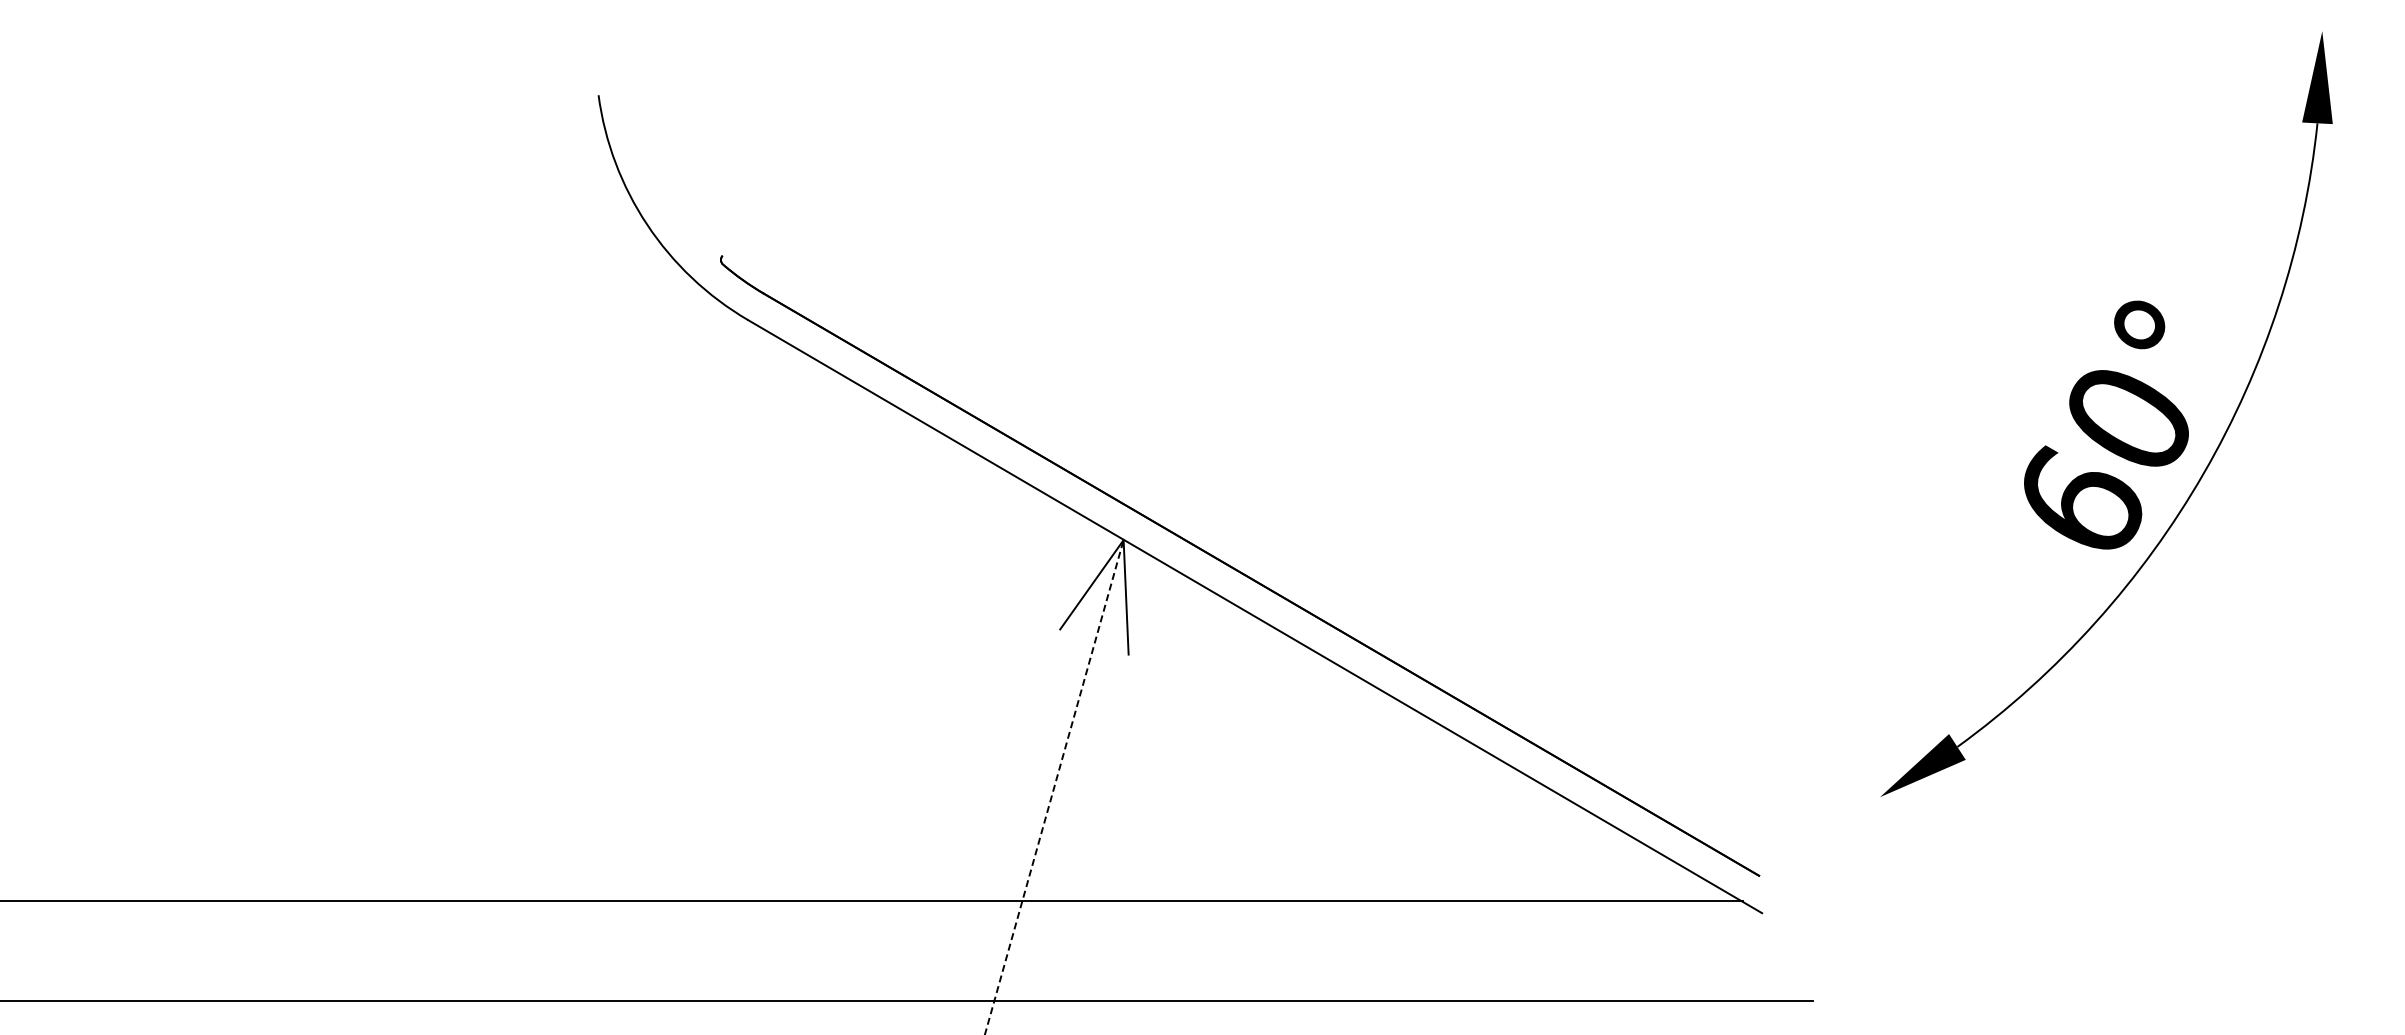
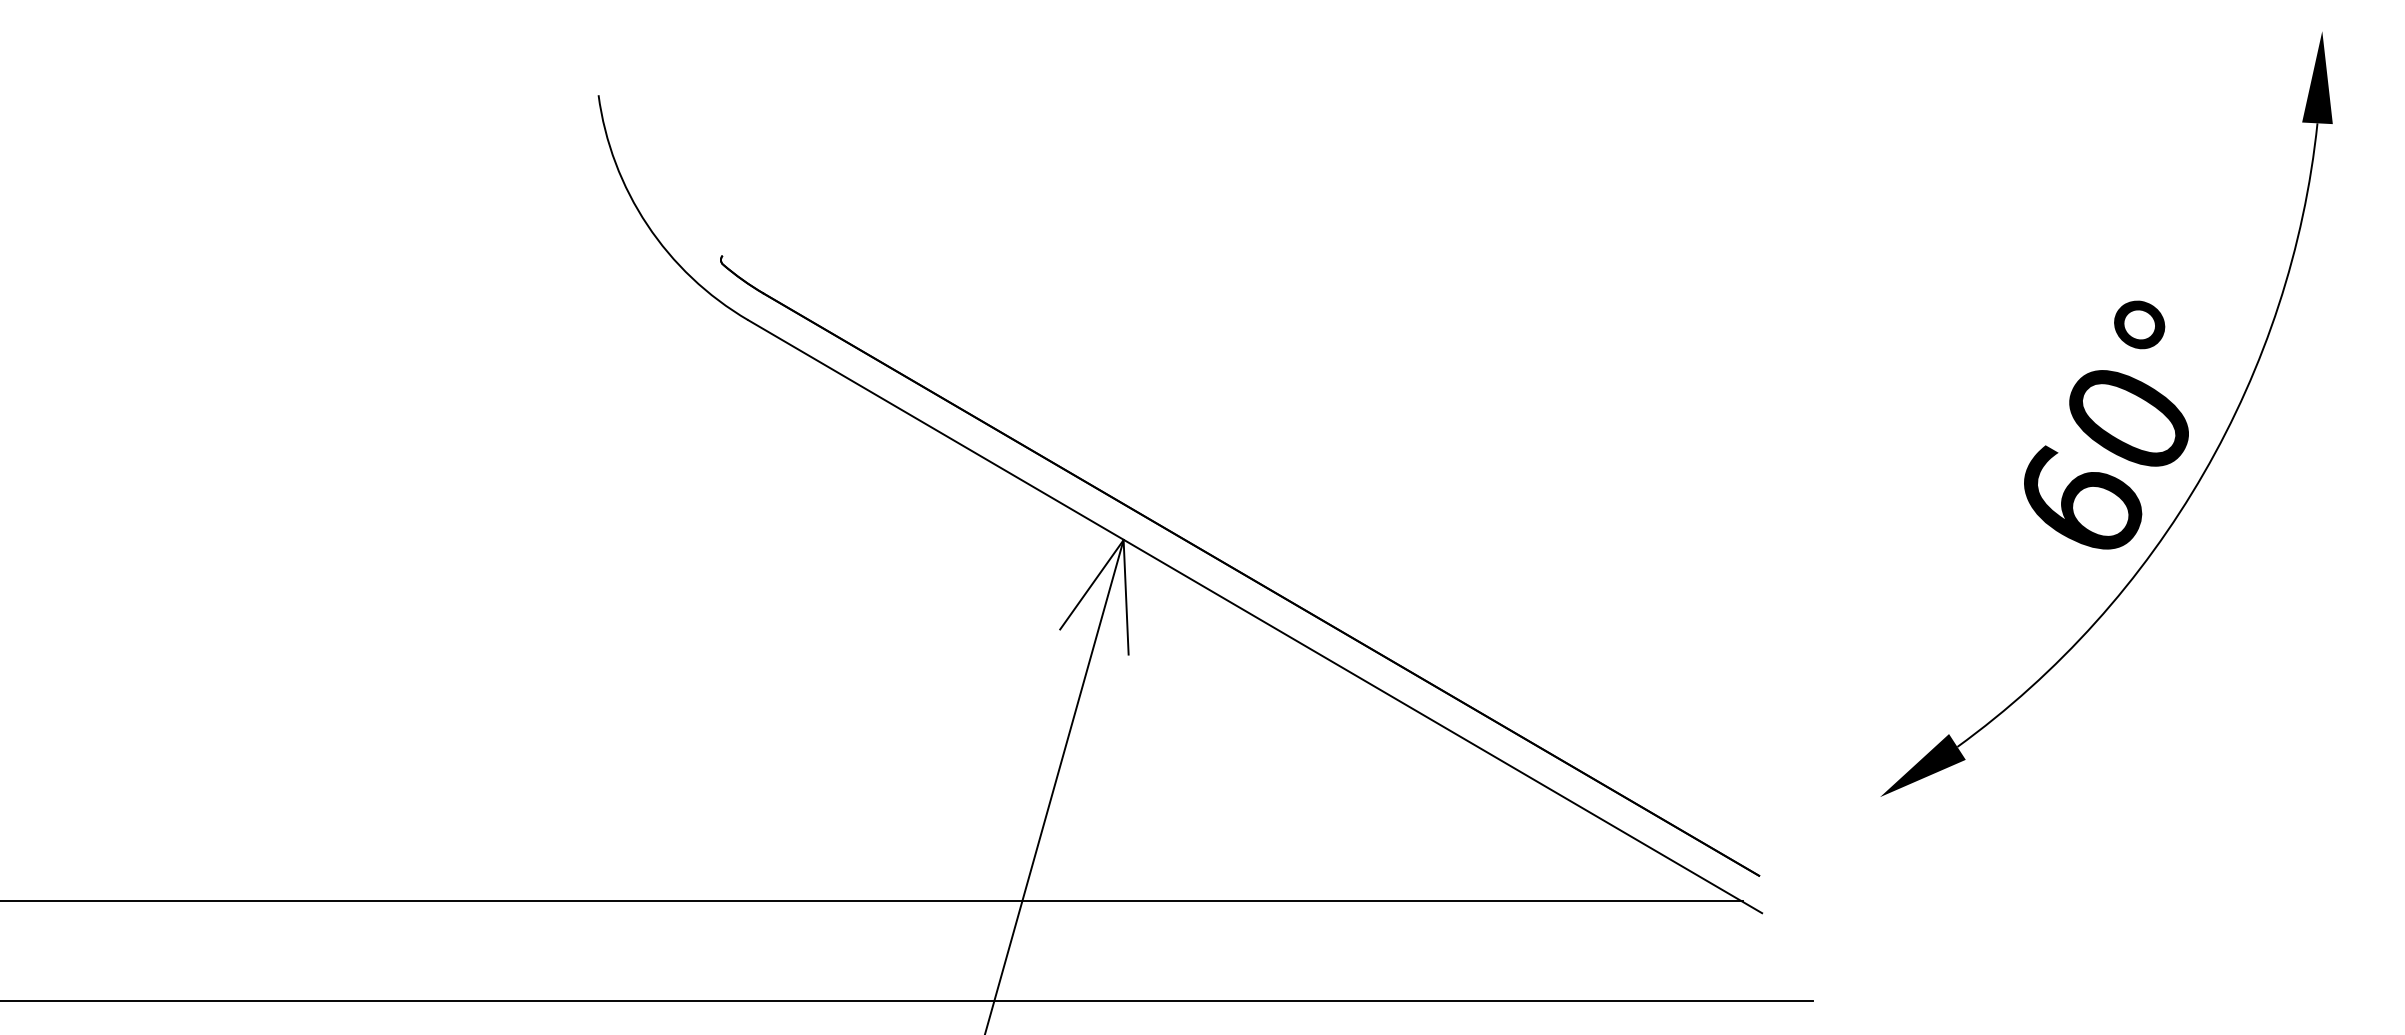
line: dashed -> solid (1054, 787)
